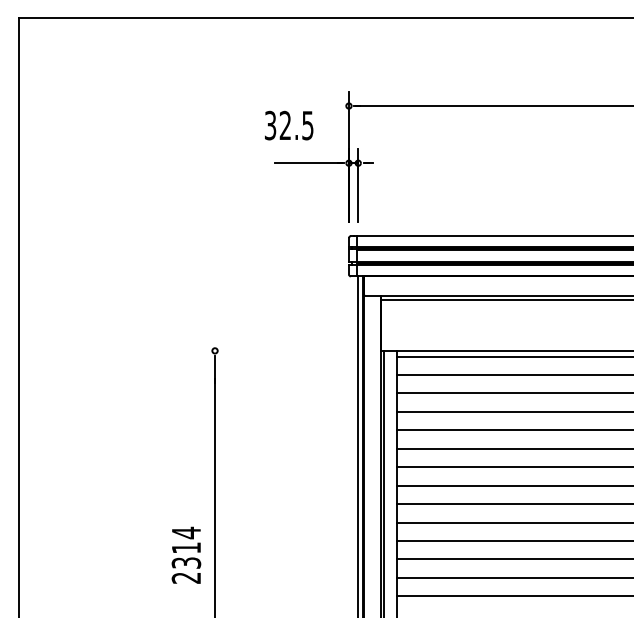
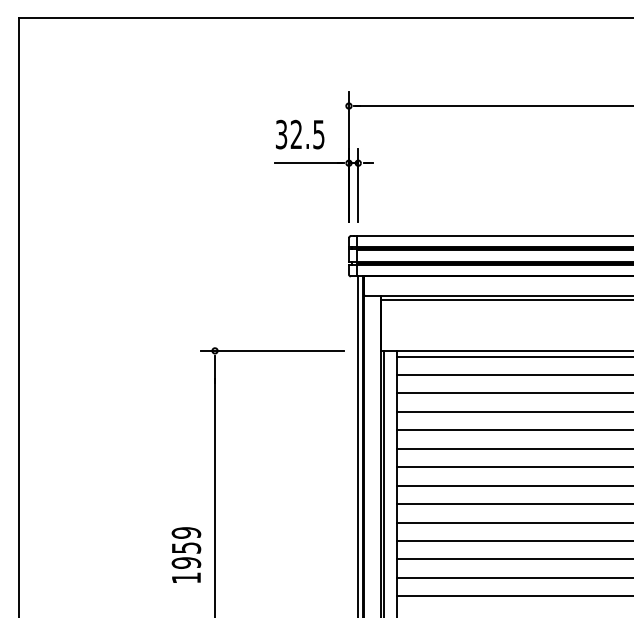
text position: (289, 125) -> (300, 134) (300, 134)
line: none -> present (271, 350)
text: 2314 -> 1959 (186, 554)
